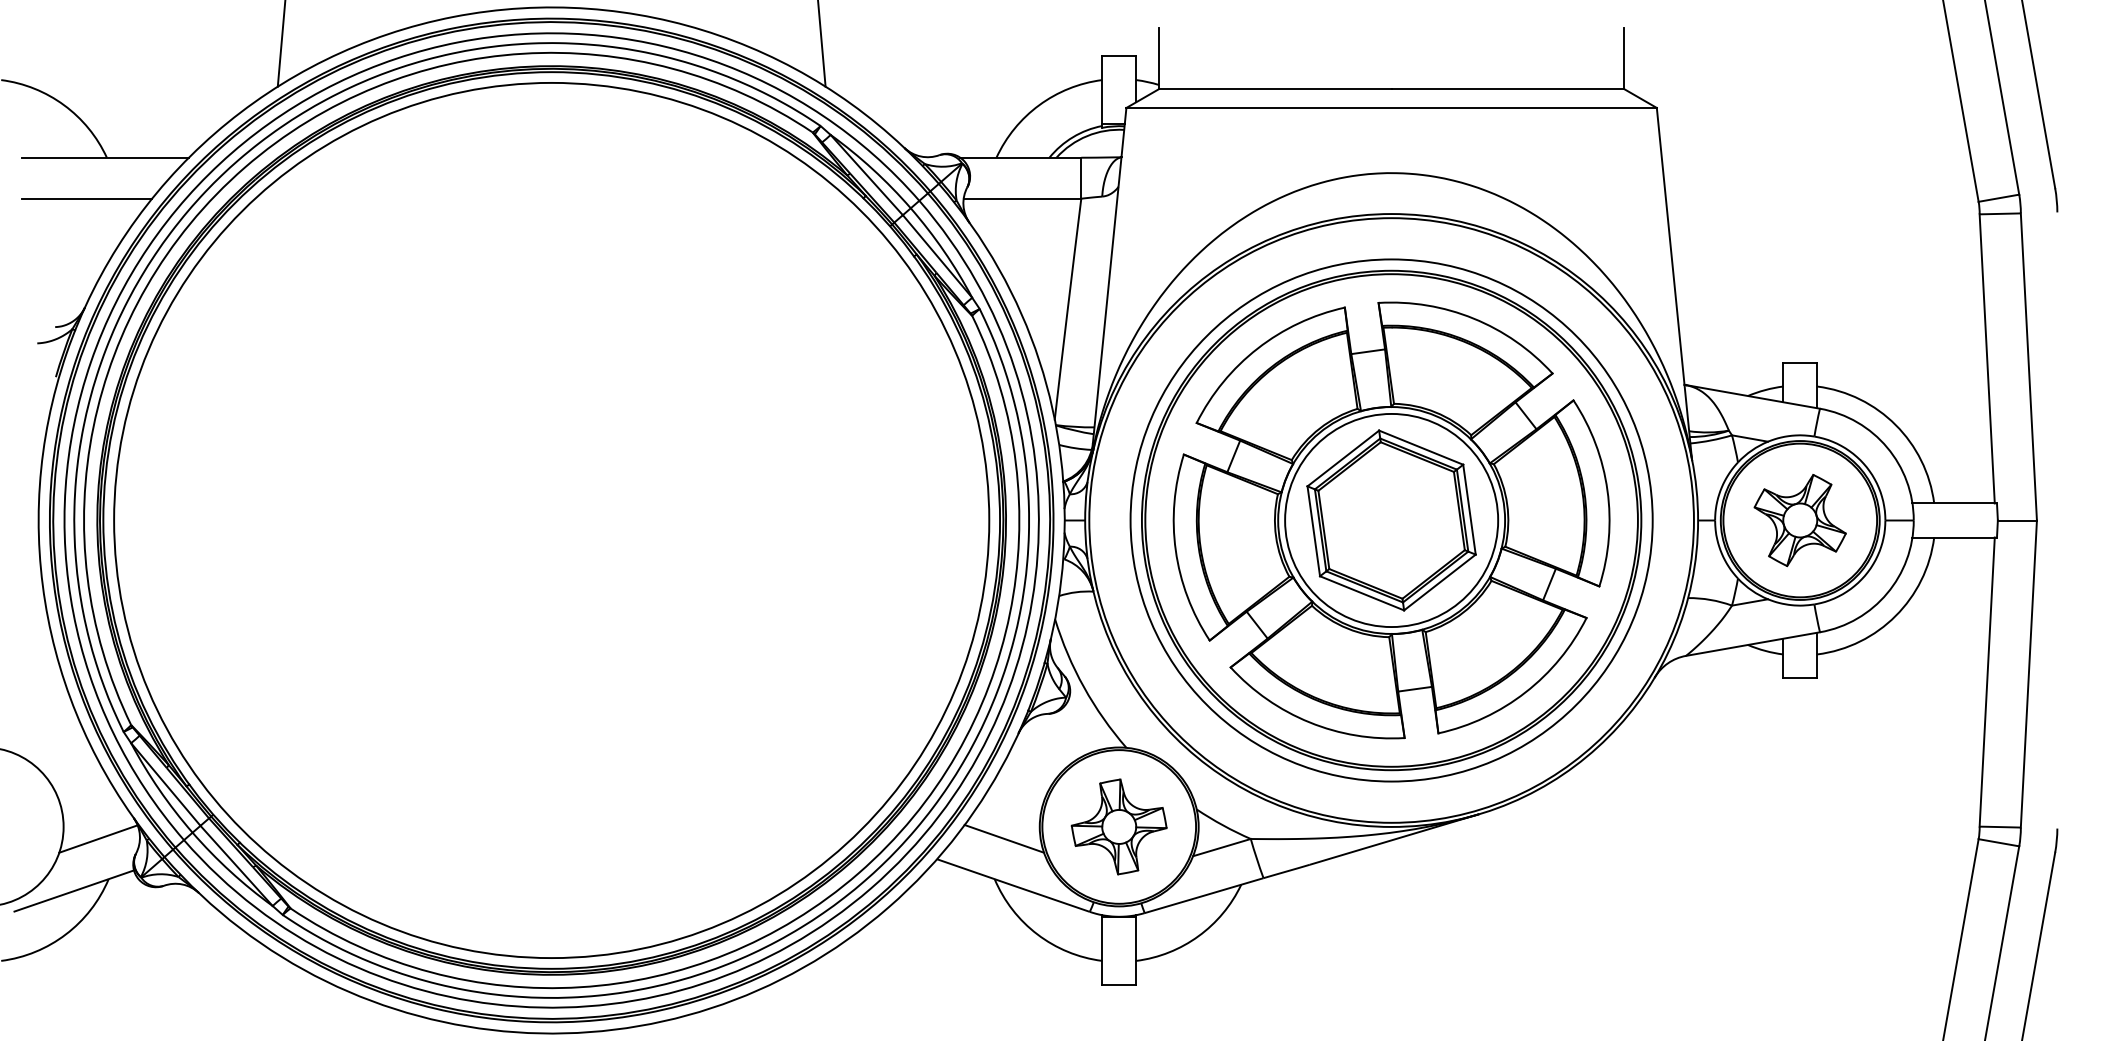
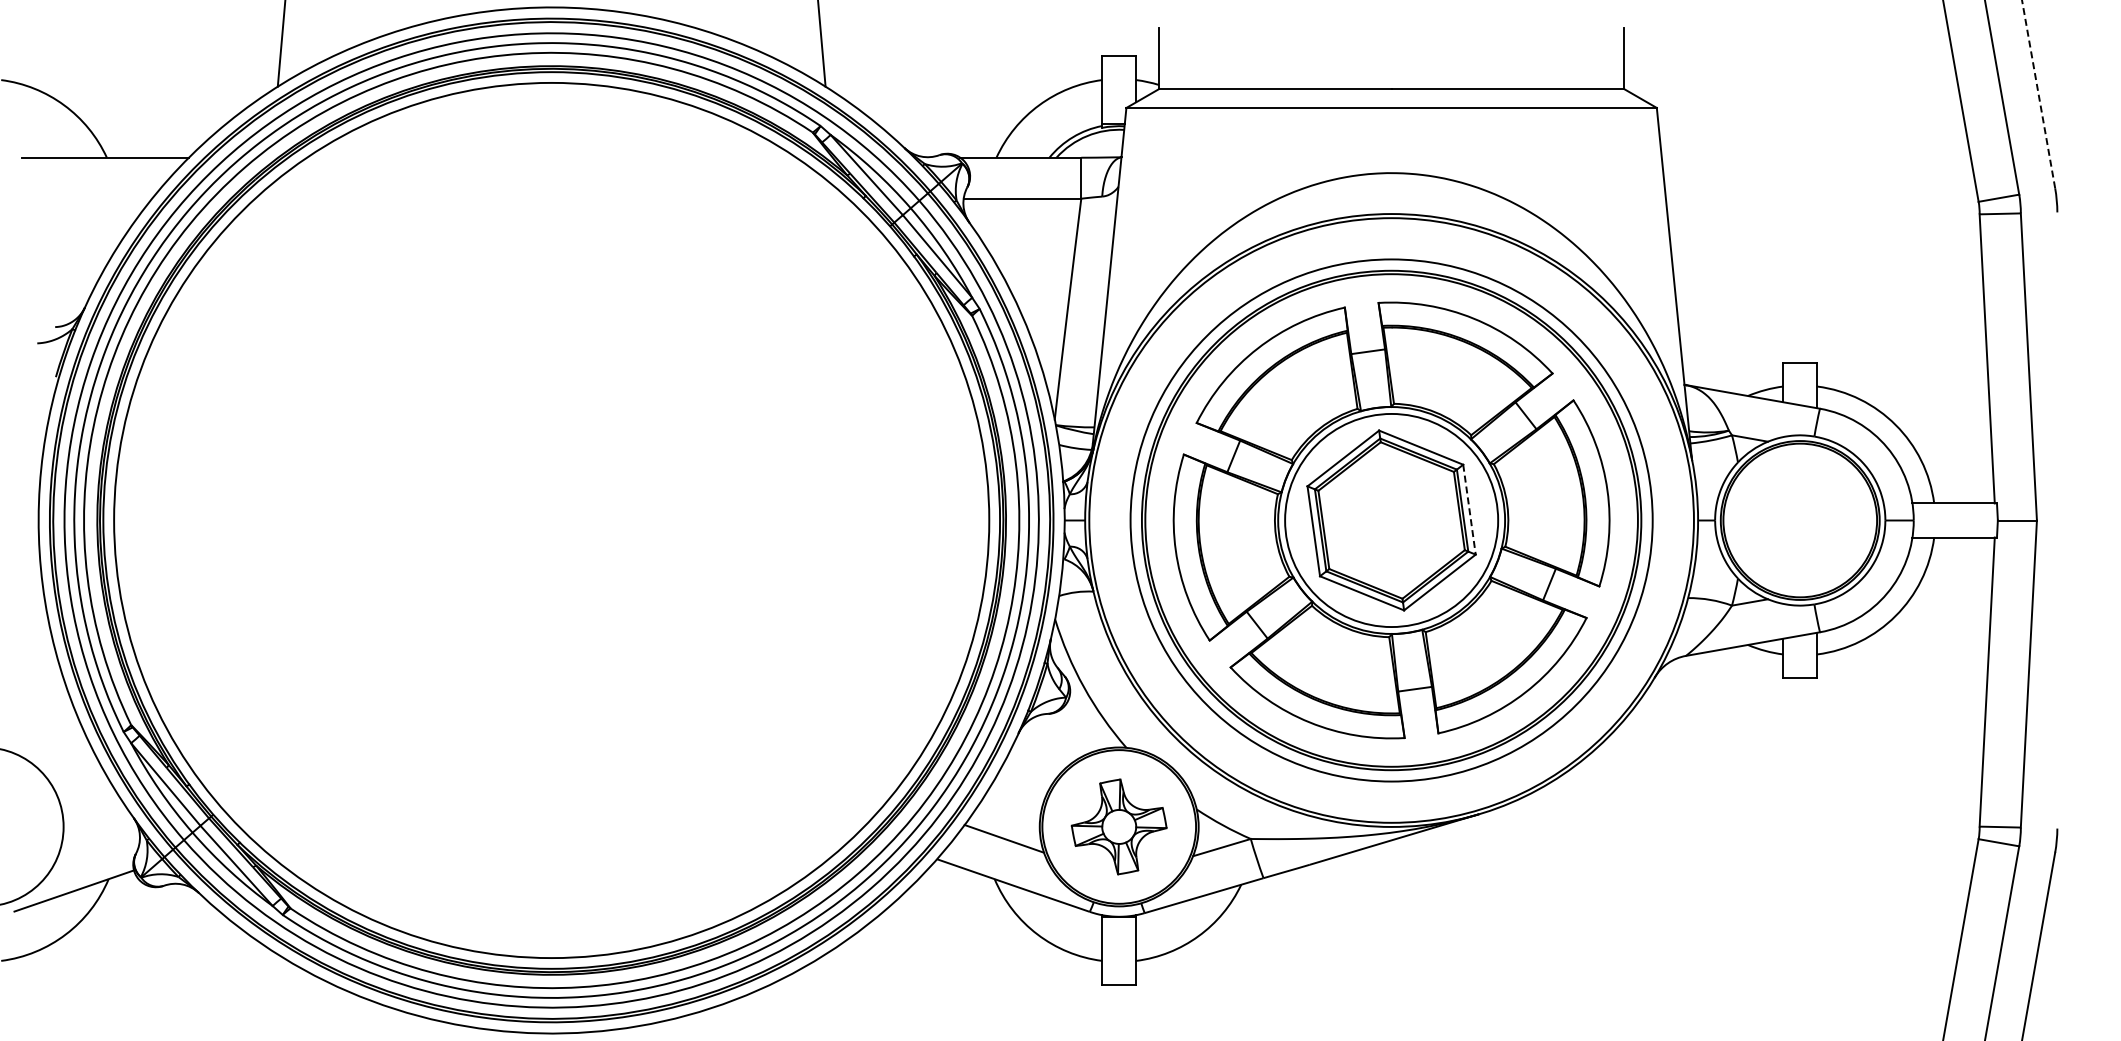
line: solid -> dashed (2038, 93)
line: present -> none (87, 198)
line: solid -> dashed (1469, 510)
part: present -> none (1799, 520)
line: present -> none (98, 838)
